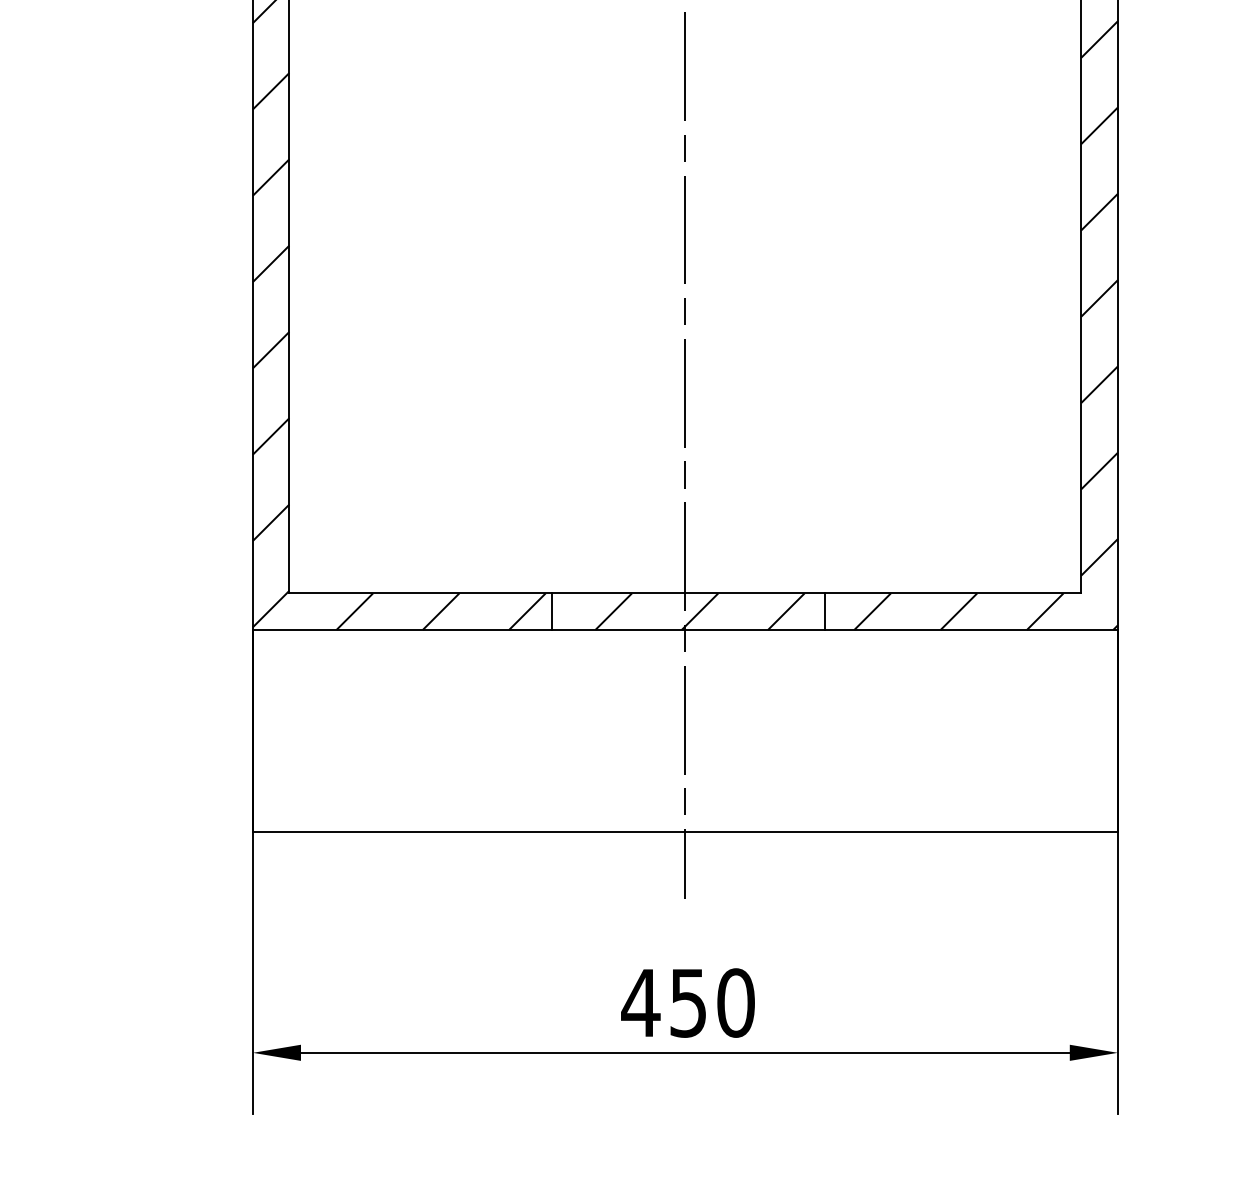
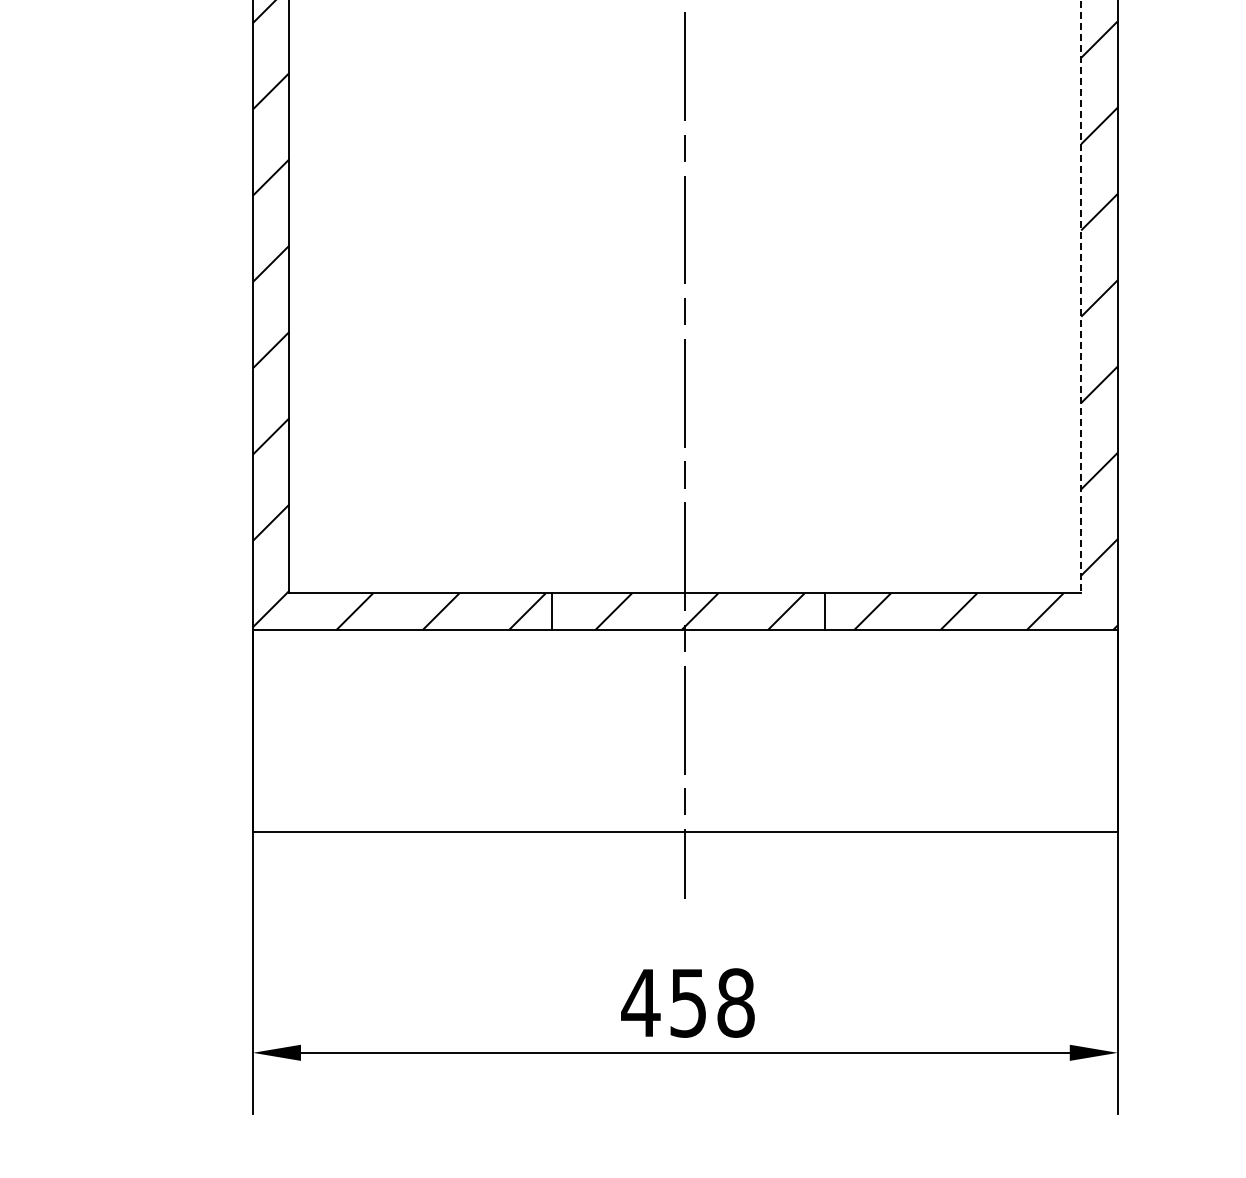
line: solid -> dashed (1081, 297)
text: 450 -> 458 (735, 1002)
